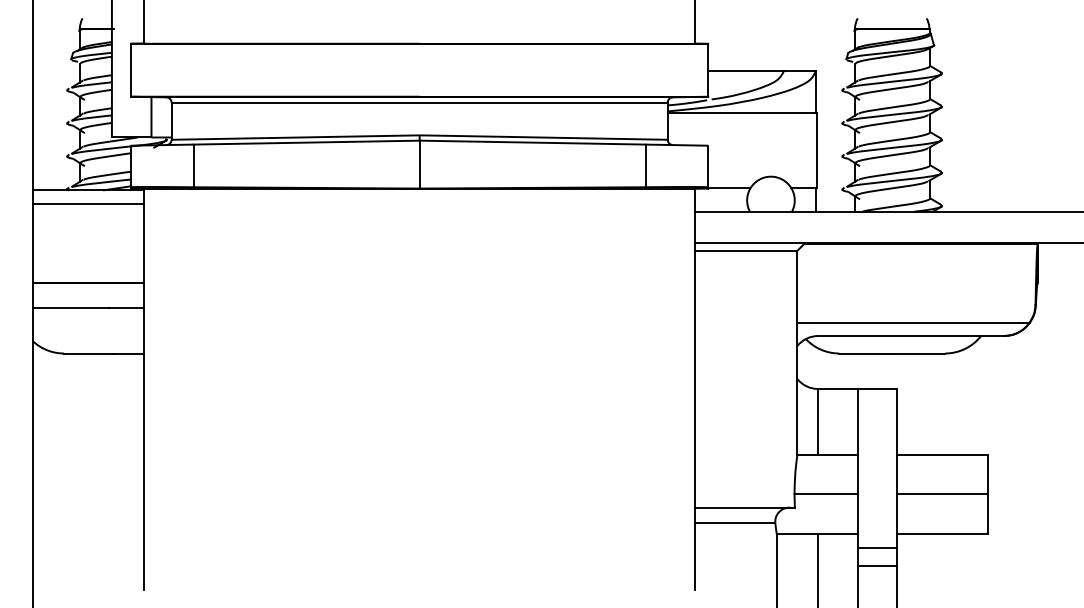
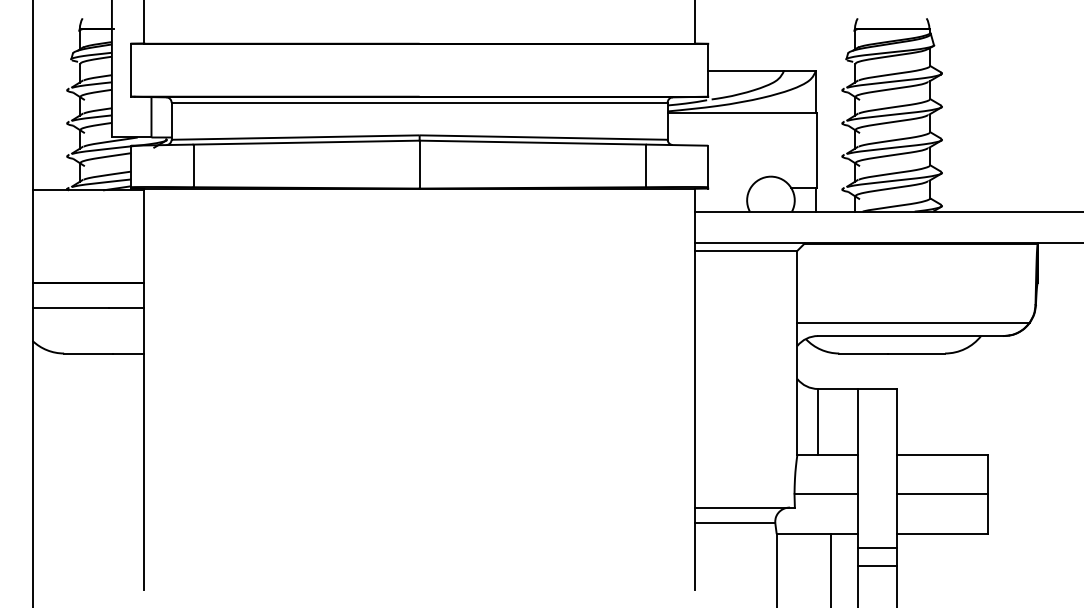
line: present -> none (730, 188)
line: present -> none (88, 203)
line position: (818, 569) -> (831, 569) (831, 569)
